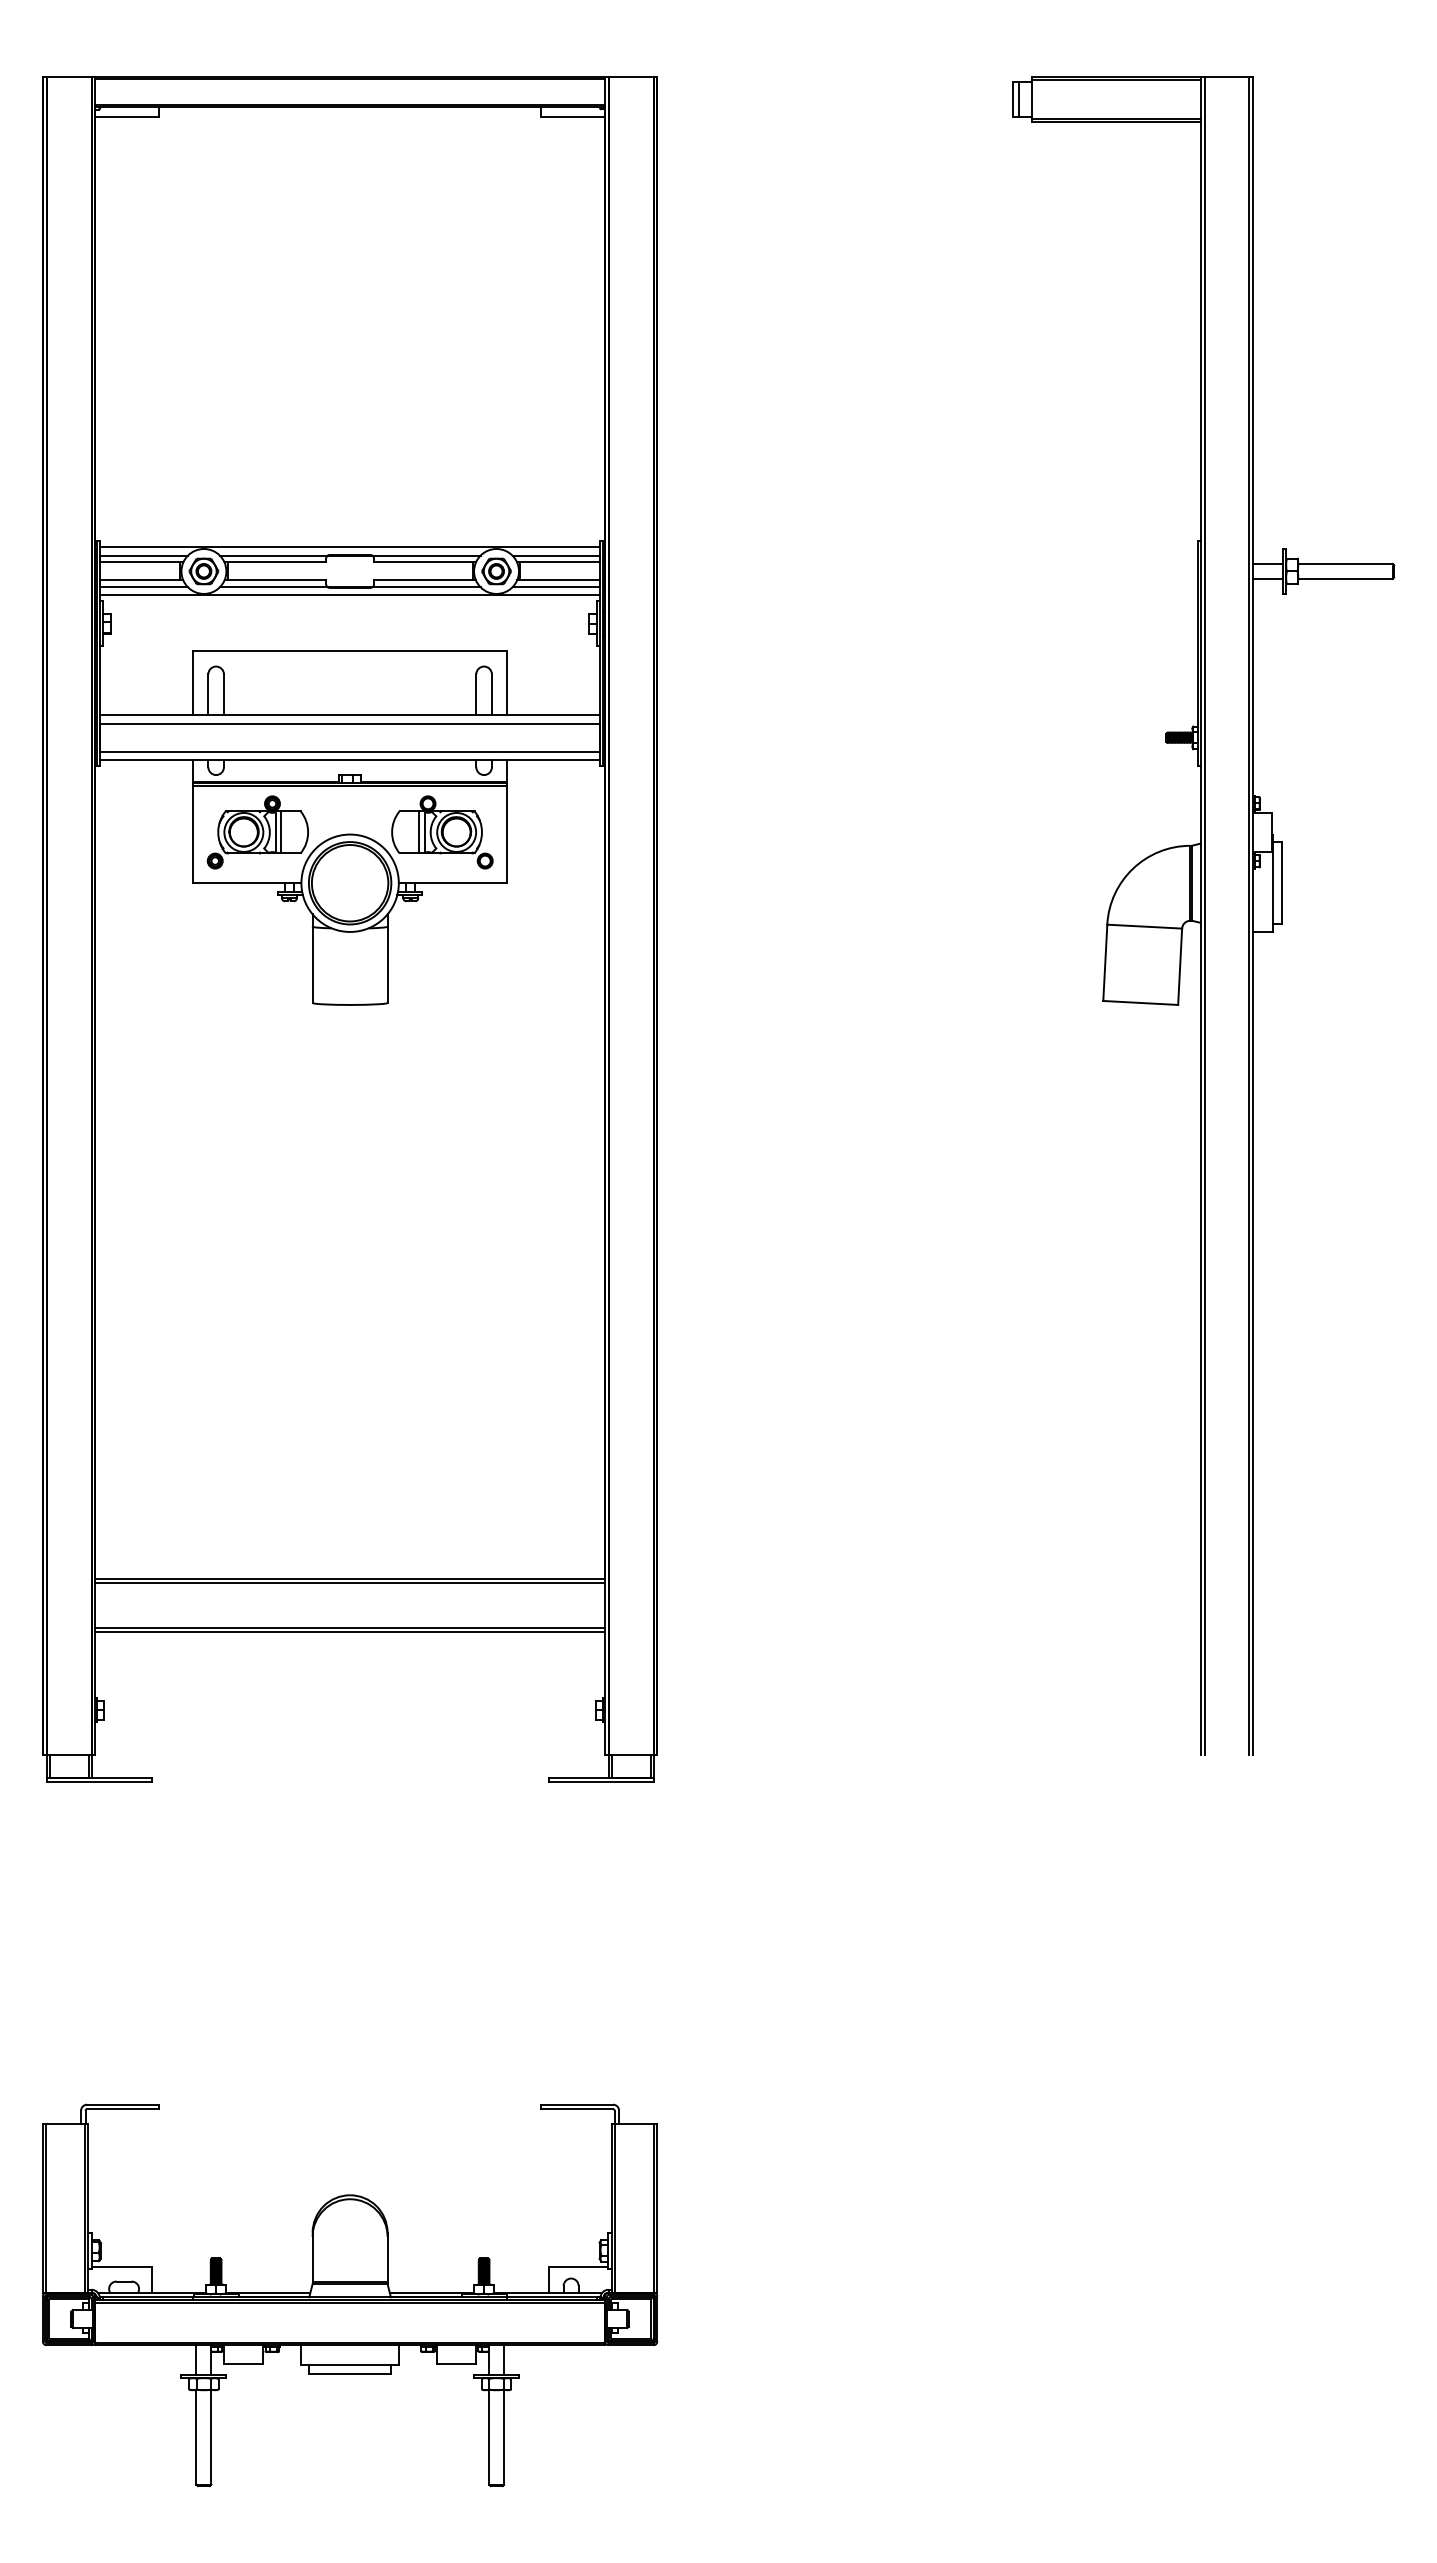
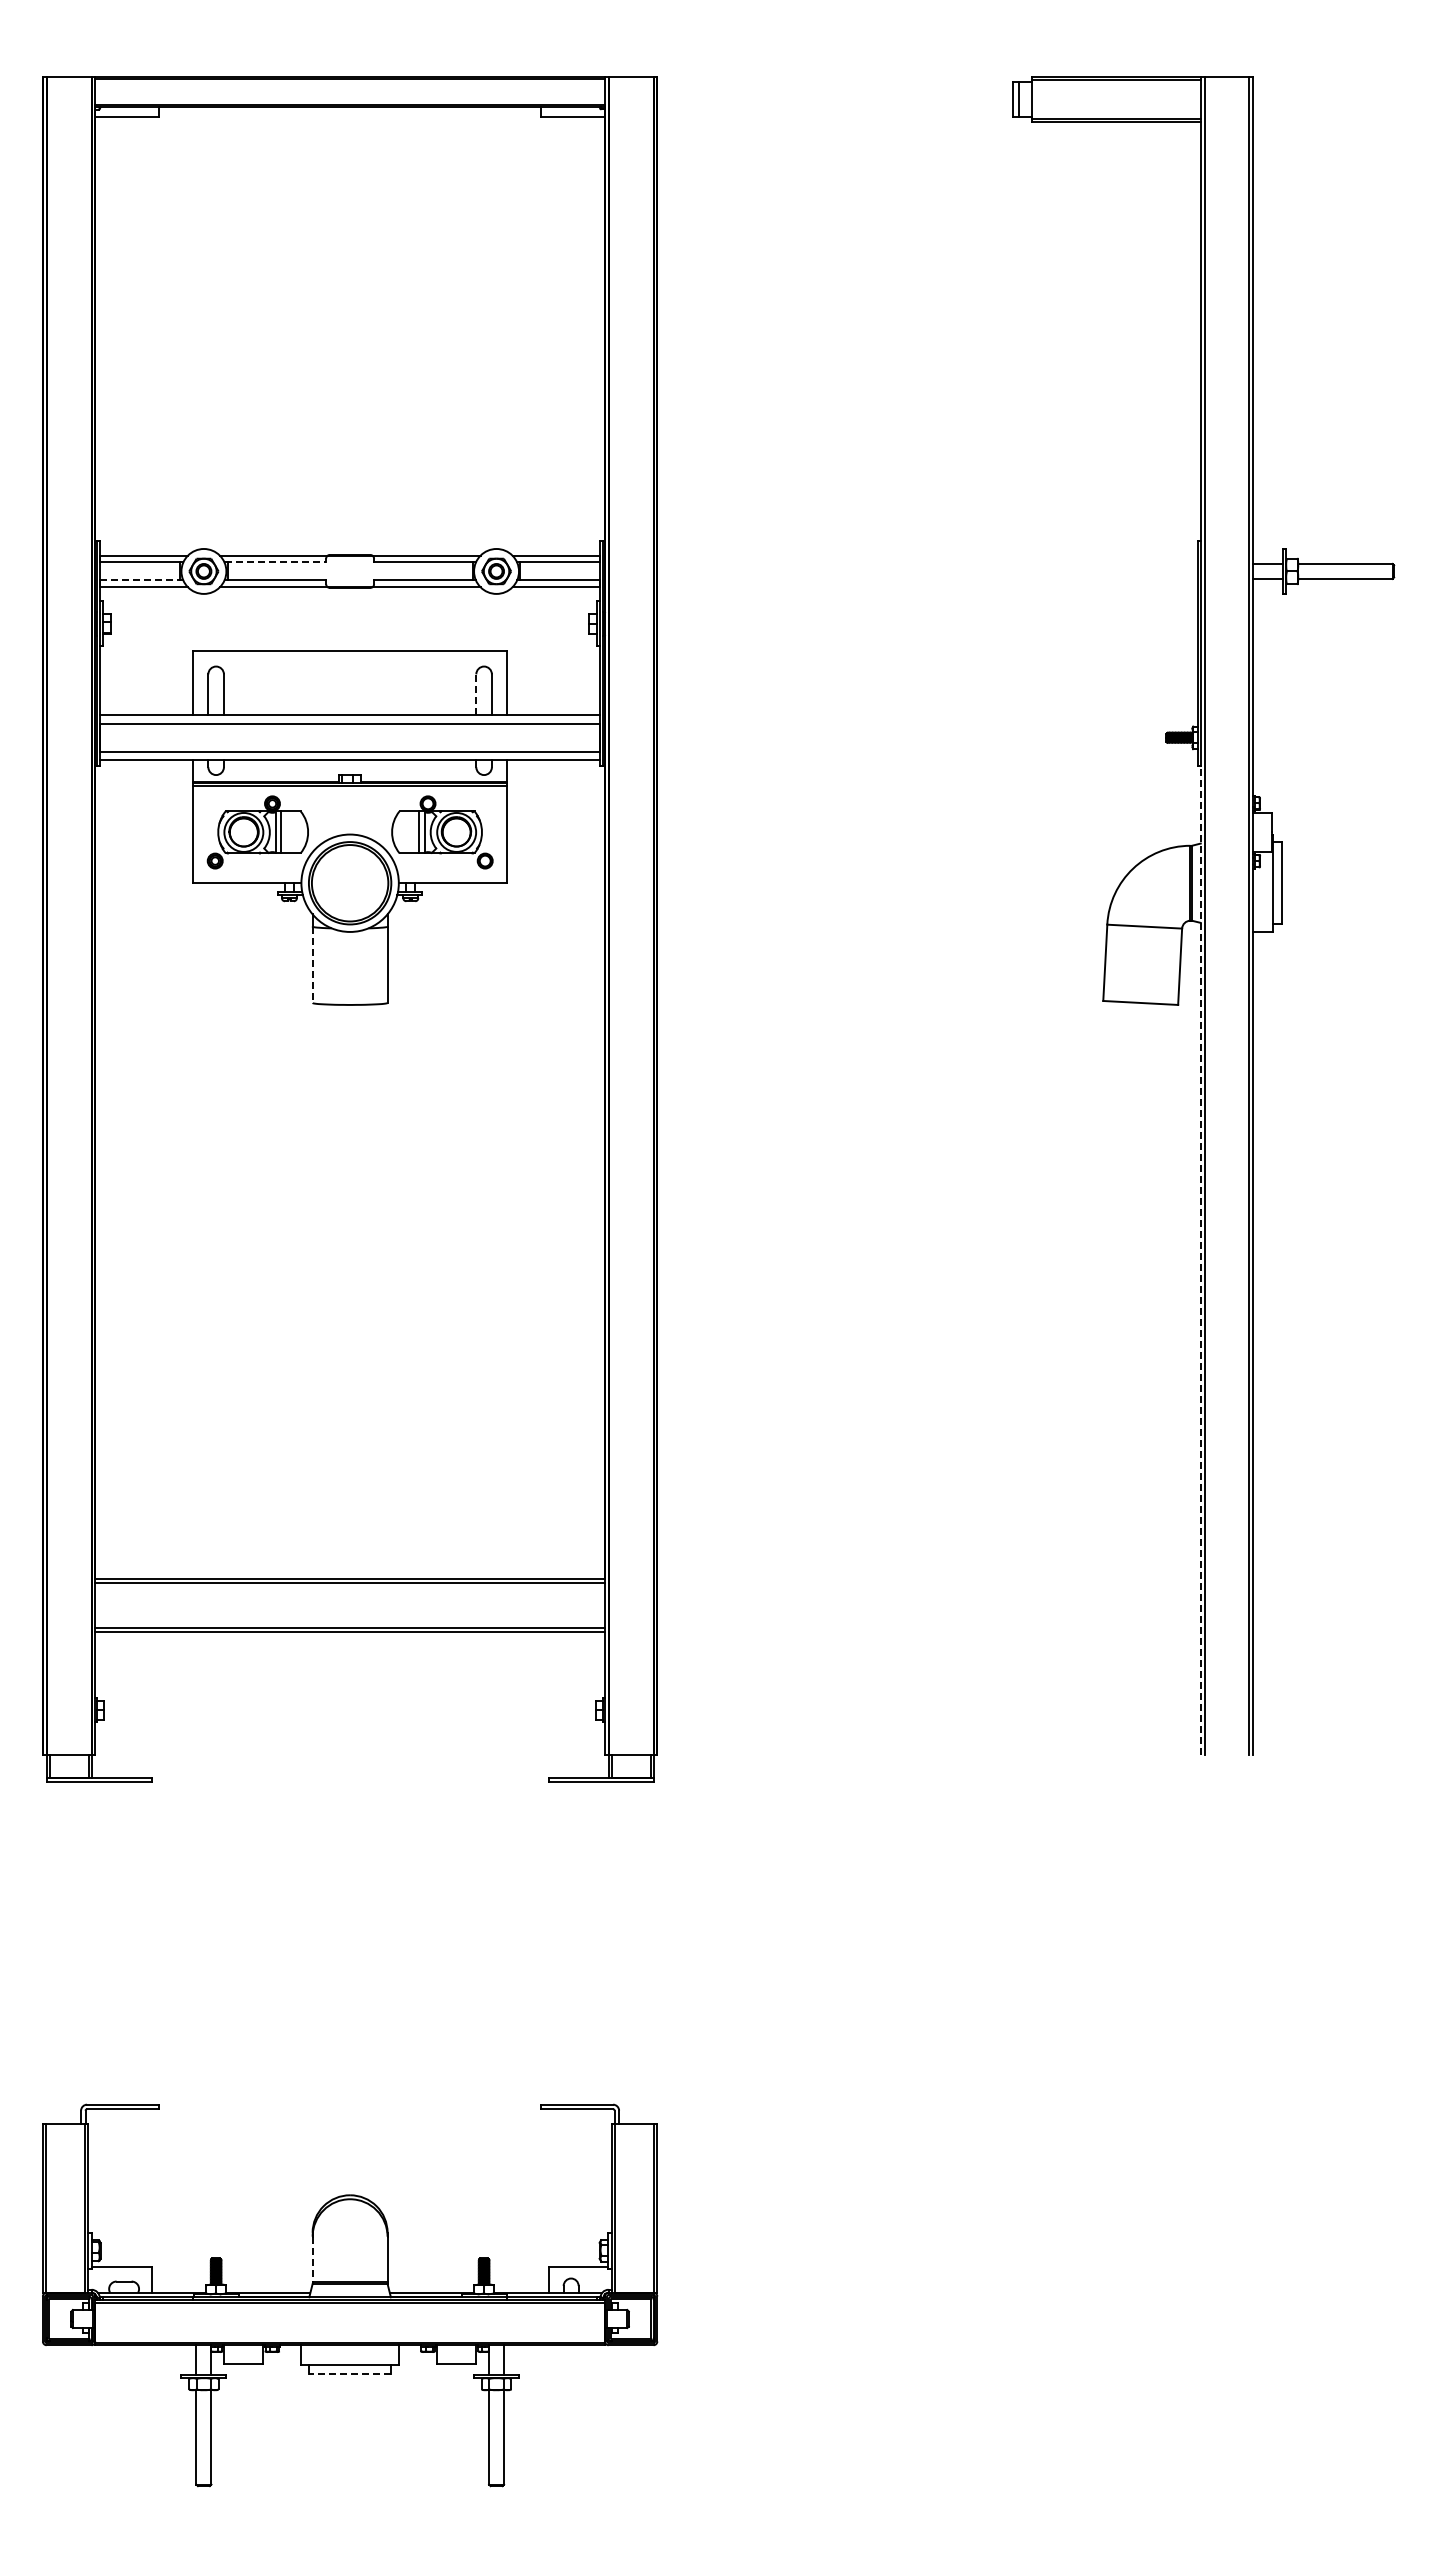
line: present -> none (349, 547)
line: solid -> dashed (275, 562)
line: solid -> dashed (141, 580)
line: present -> none (349, 595)
line: solid -> dashed (476, 694)
line: solid -> dashed (312, 965)
line: solid -> dashed (1200, 1260)
line: solid -> dashed (312, 2259)
line: solid -> dashed (349, 2373)
